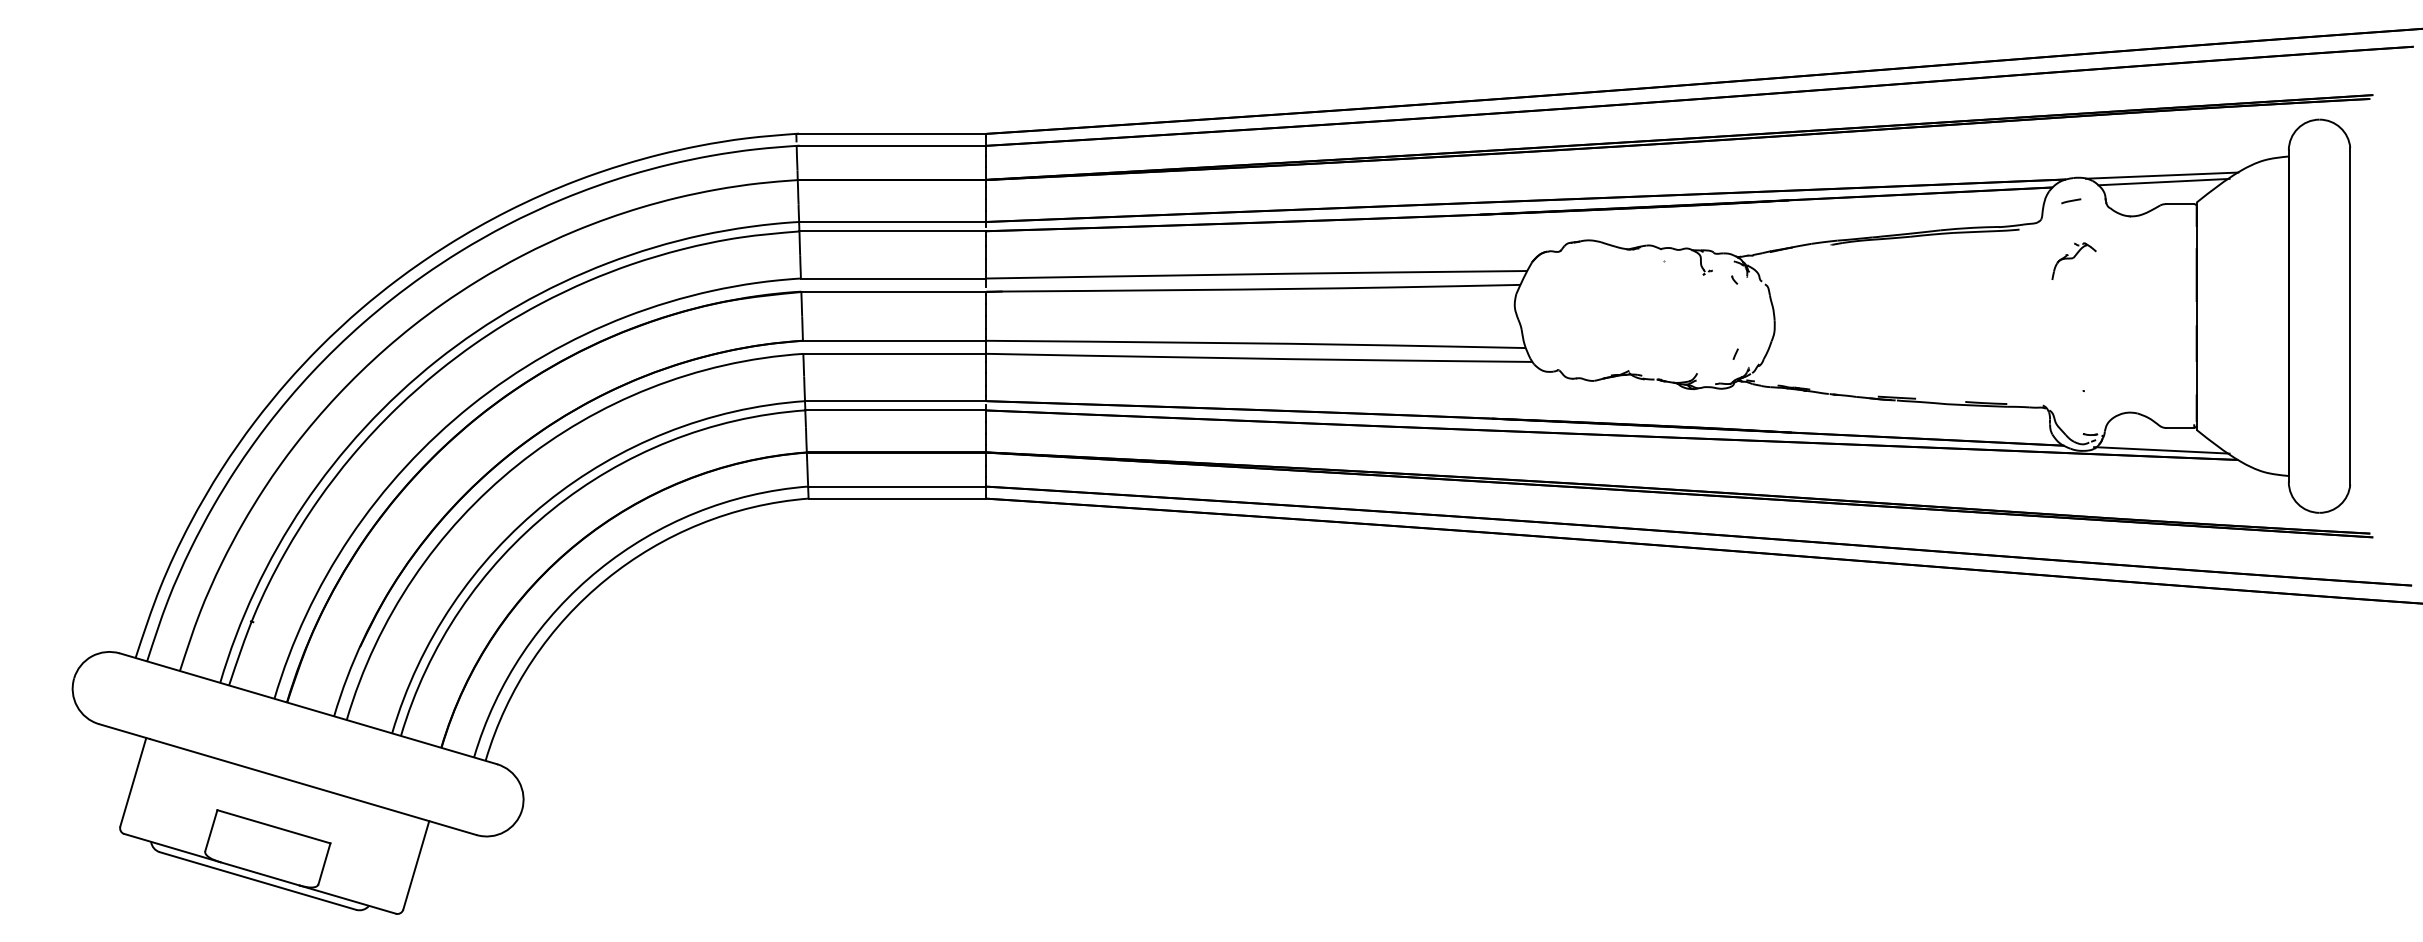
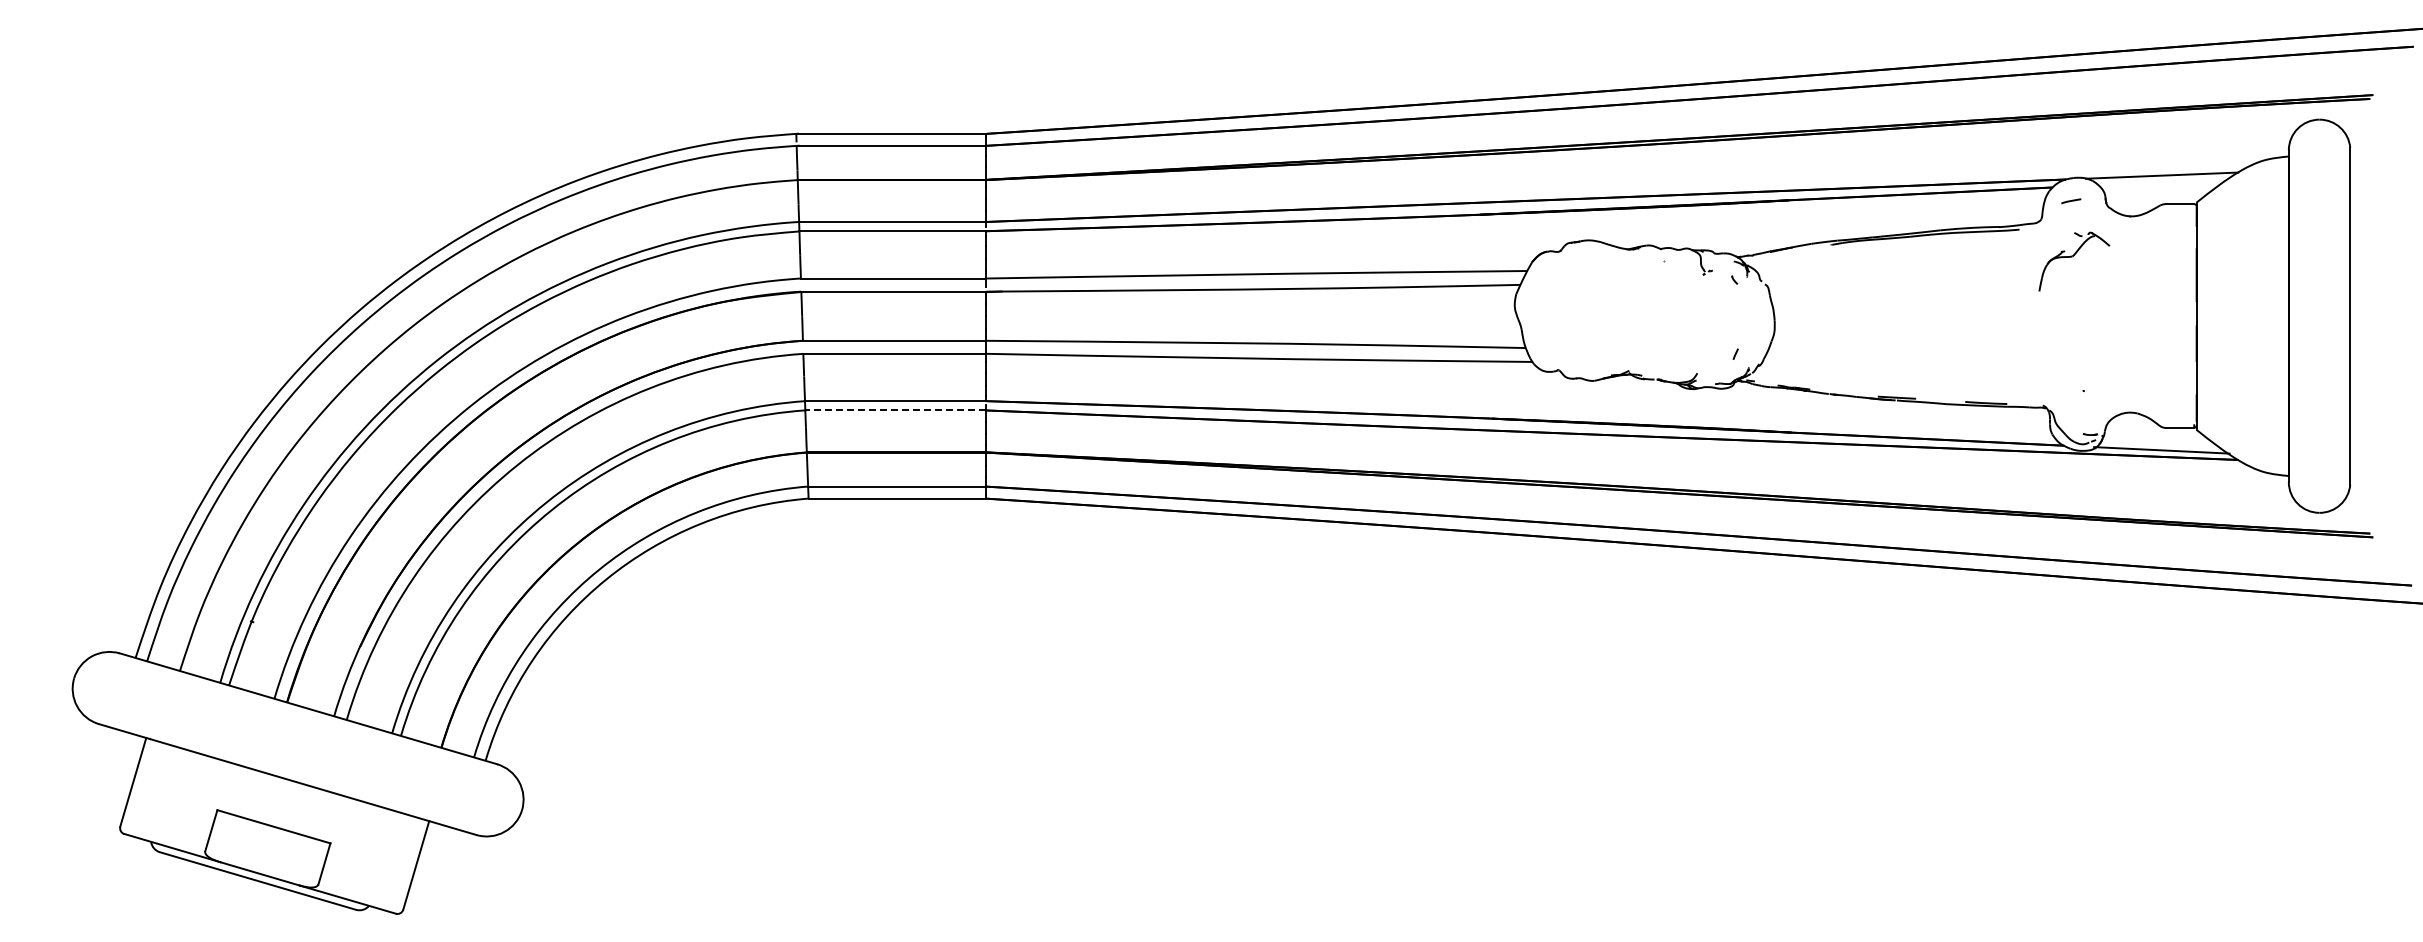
line: present -> none (2163, 181)
part size: 46x38 px -> 73x61 px (2074, 261)
line: solid -> dashed (895, 410)
